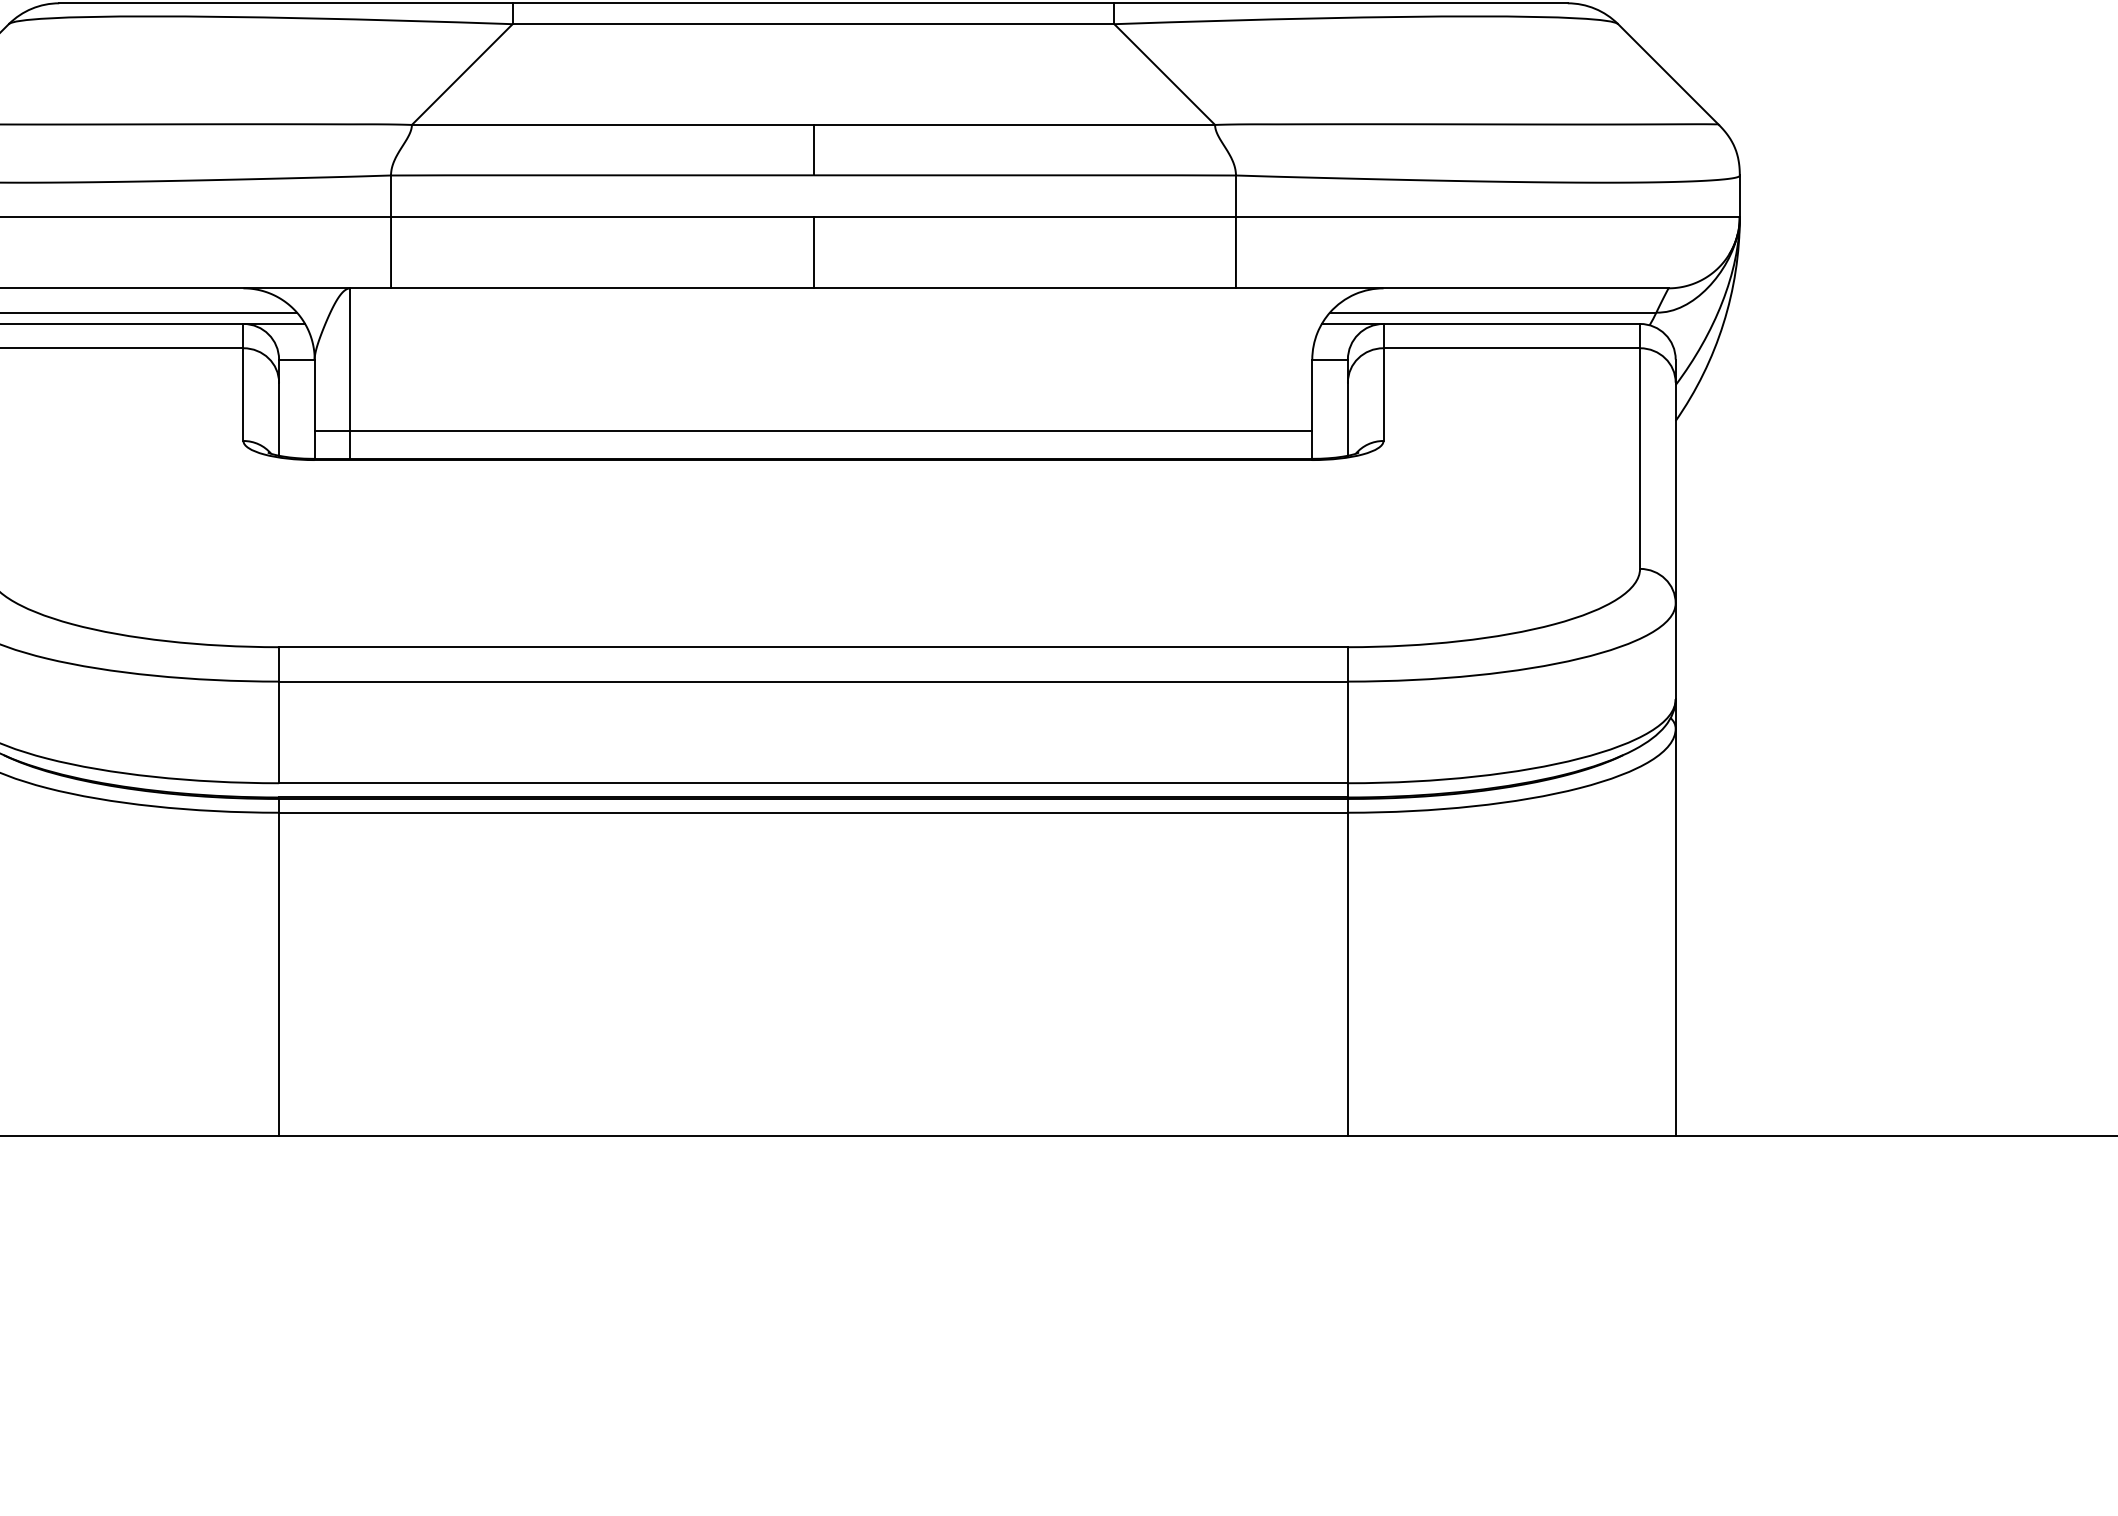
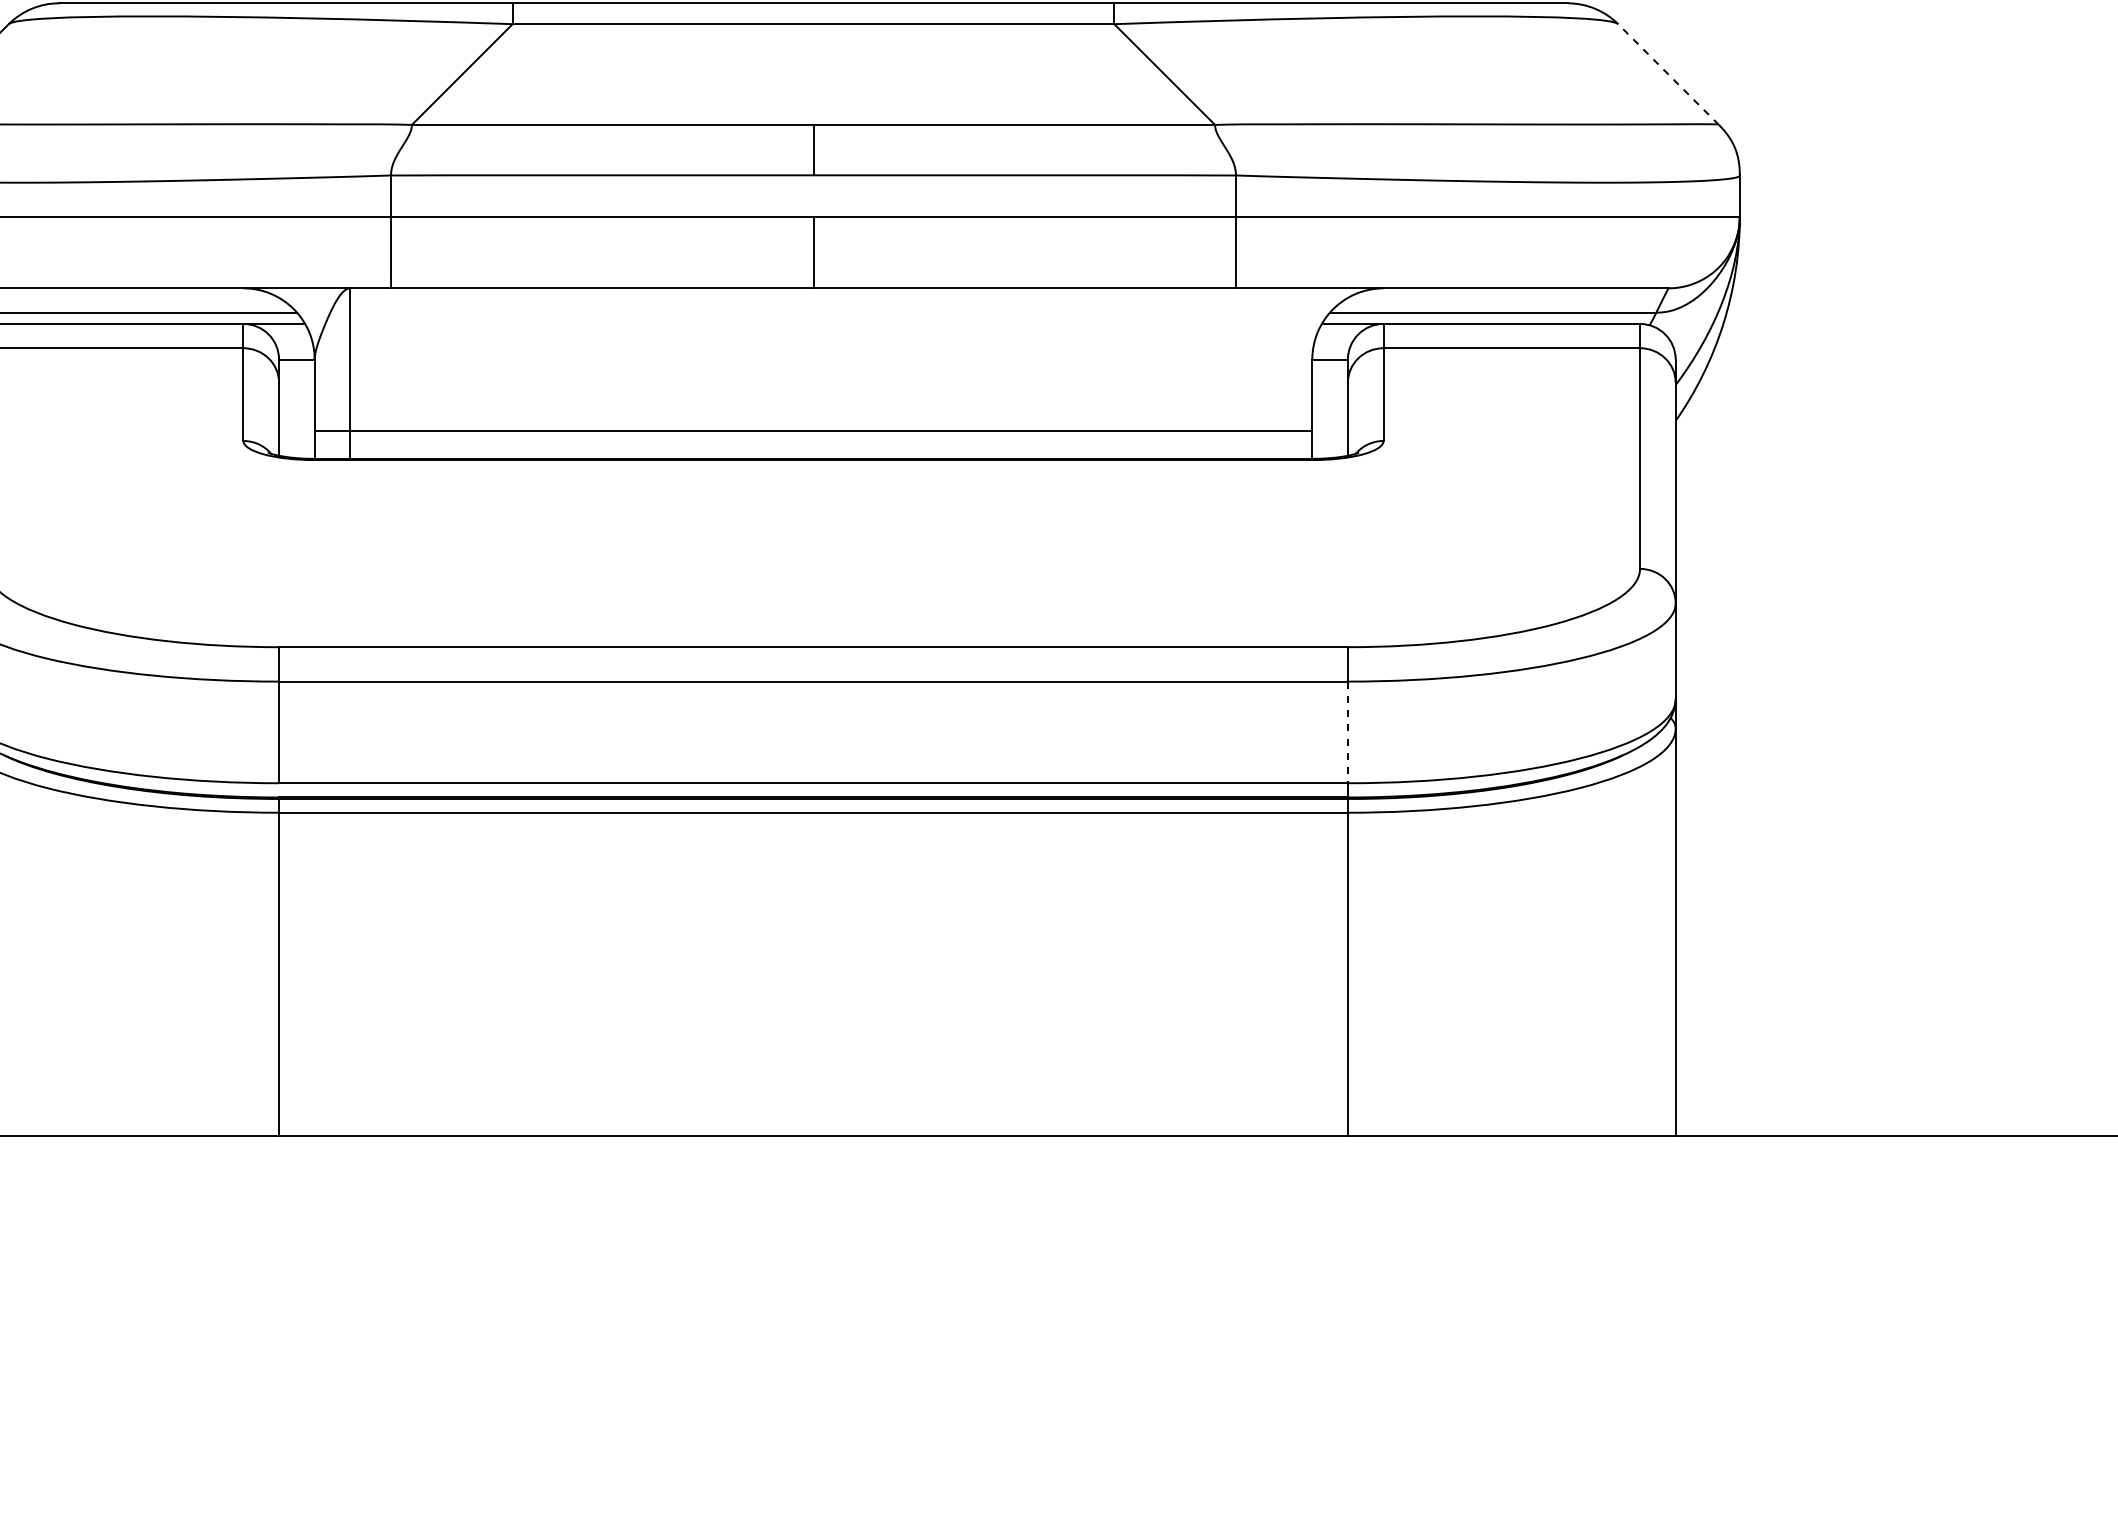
line: solid -> dashed (1668, 74)
line: solid -> dashed (1347, 732)
